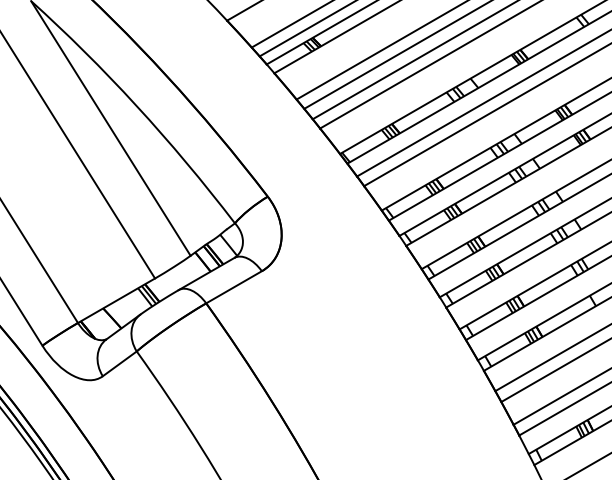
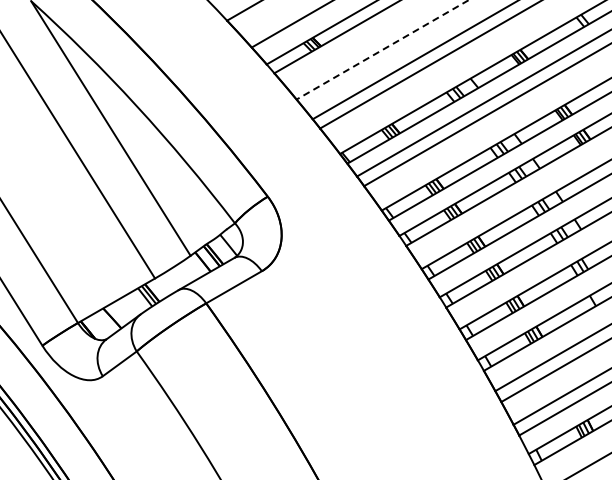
line: present -> none (306, 29)
line: solid -> dashed (382, 50)
line: present -> none (396, 55)
